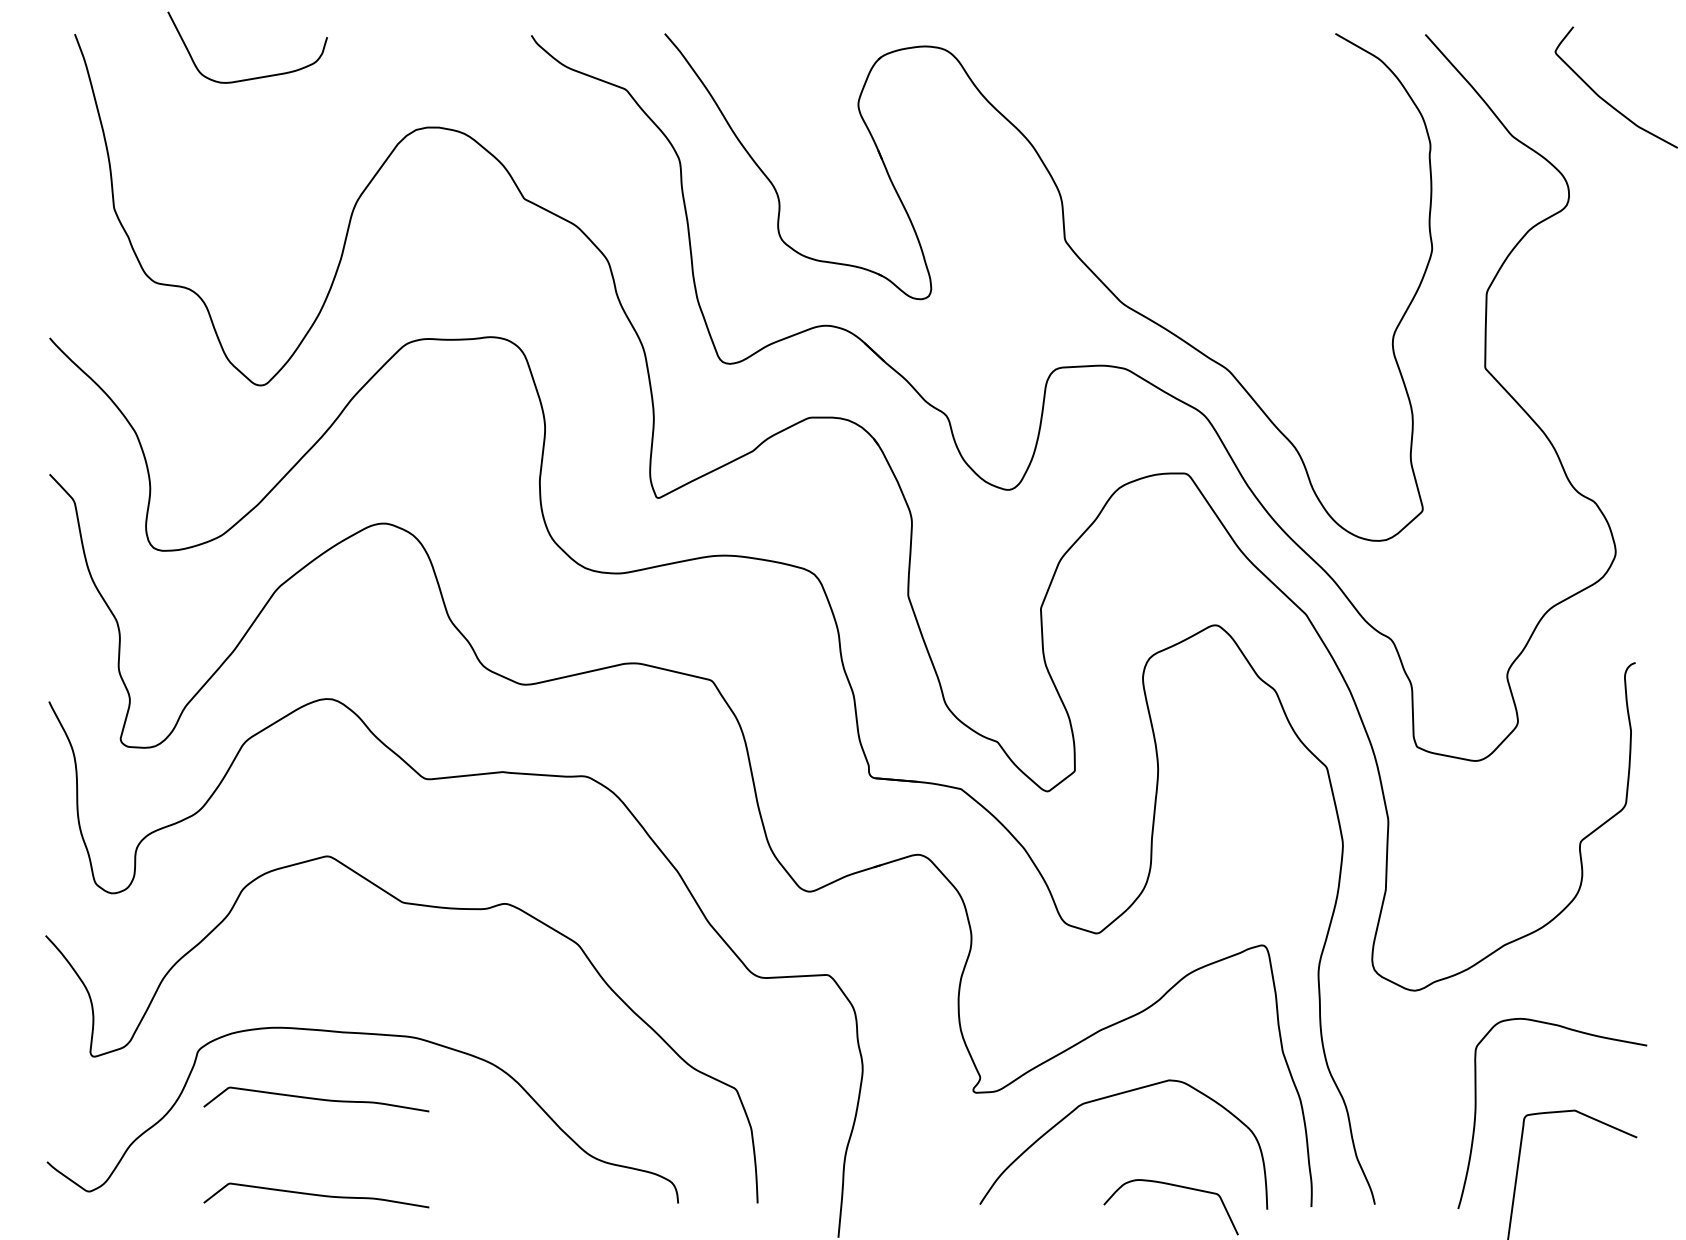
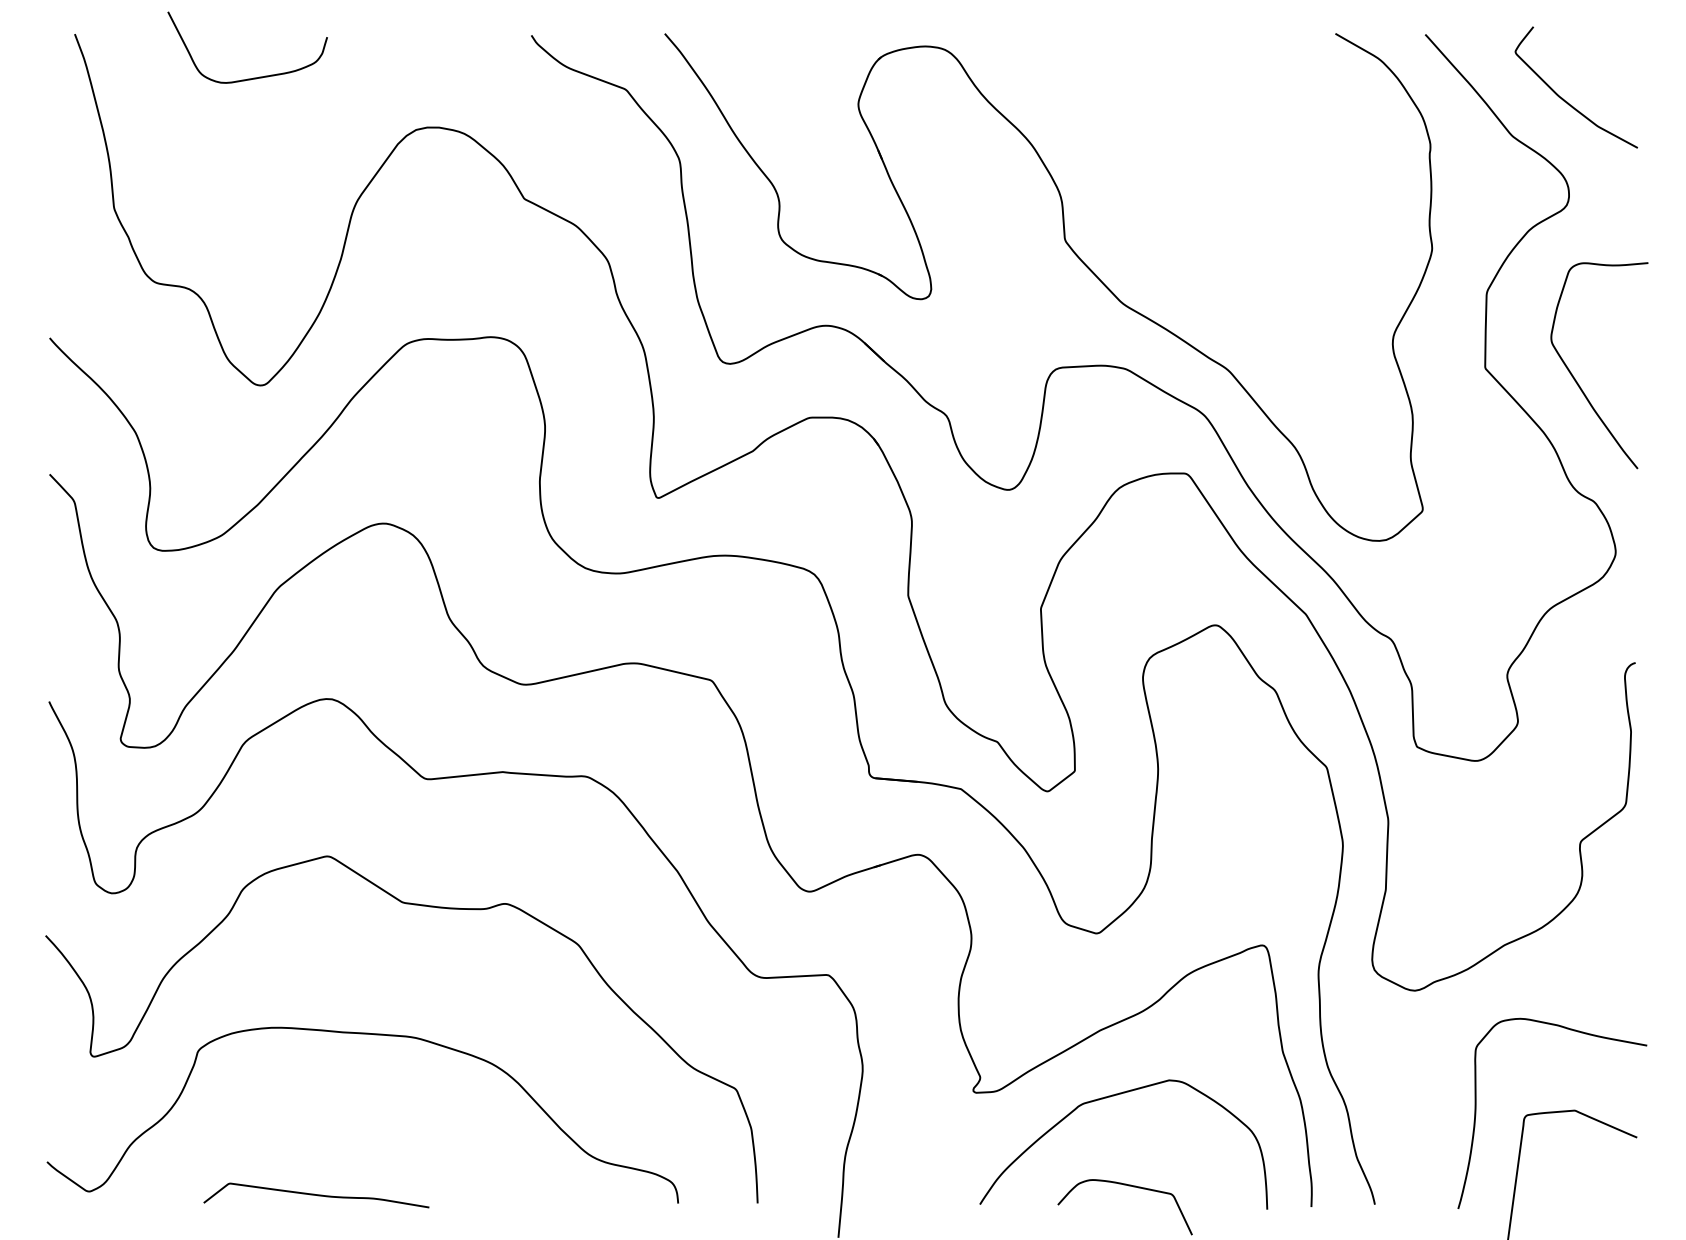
curve position: (1607, 101) -> (1567, 101) (1567, 101)
curve: none -> present (1577, 381)
curve: present -> none (316, 1099)
curve position: (1174, 1186) -> (1128, 1186) (1128, 1186)
